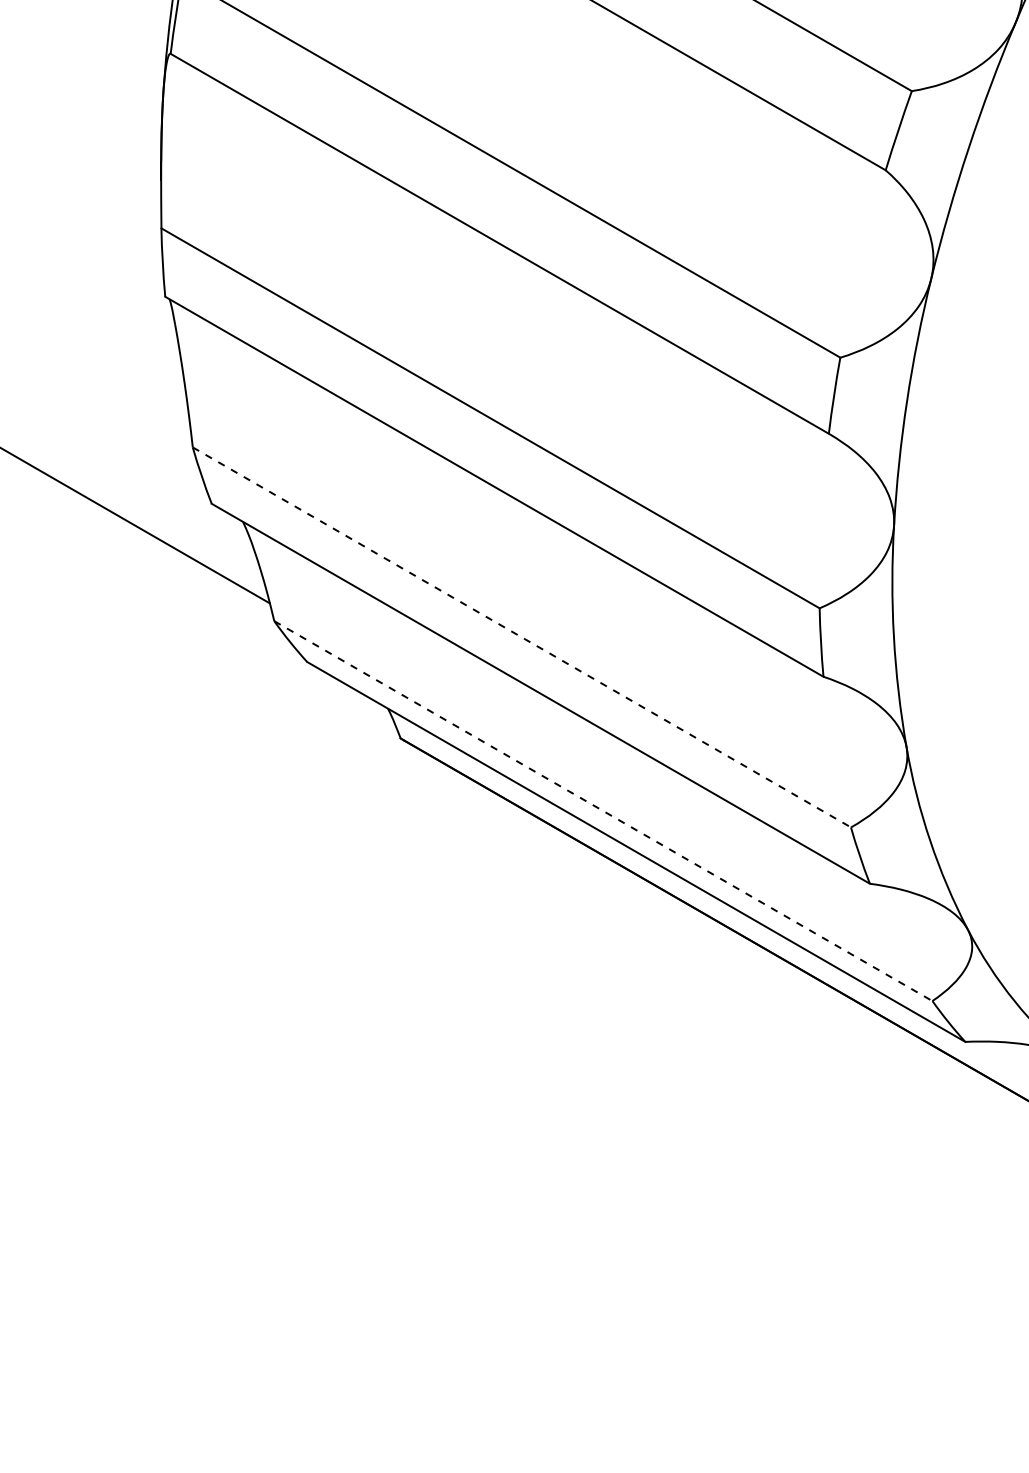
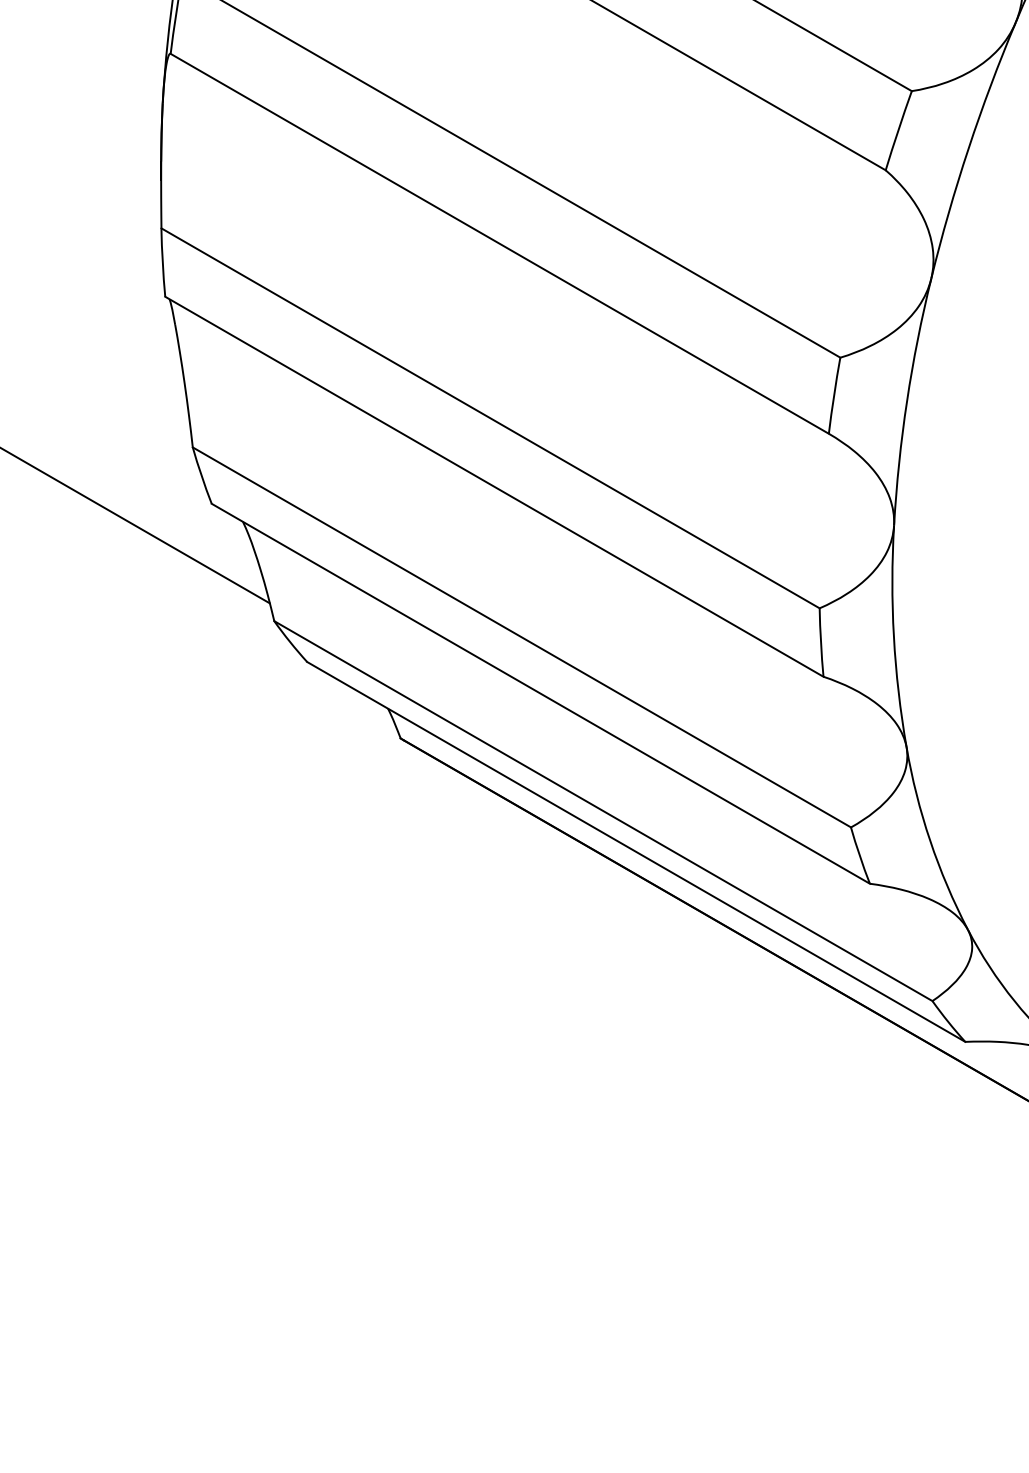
line: dashed -> solid (522, 637)
line: dashed -> solid (603, 811)
